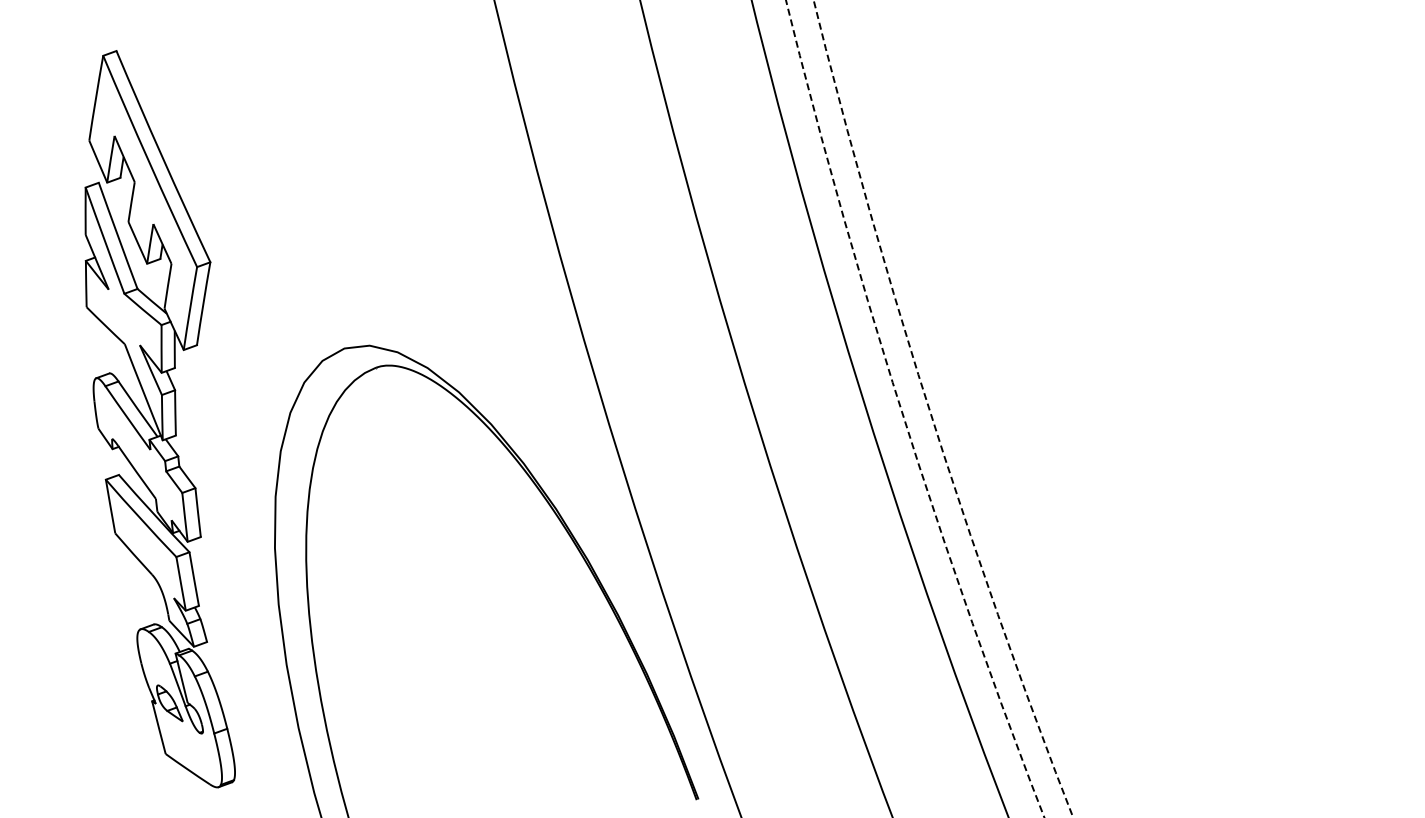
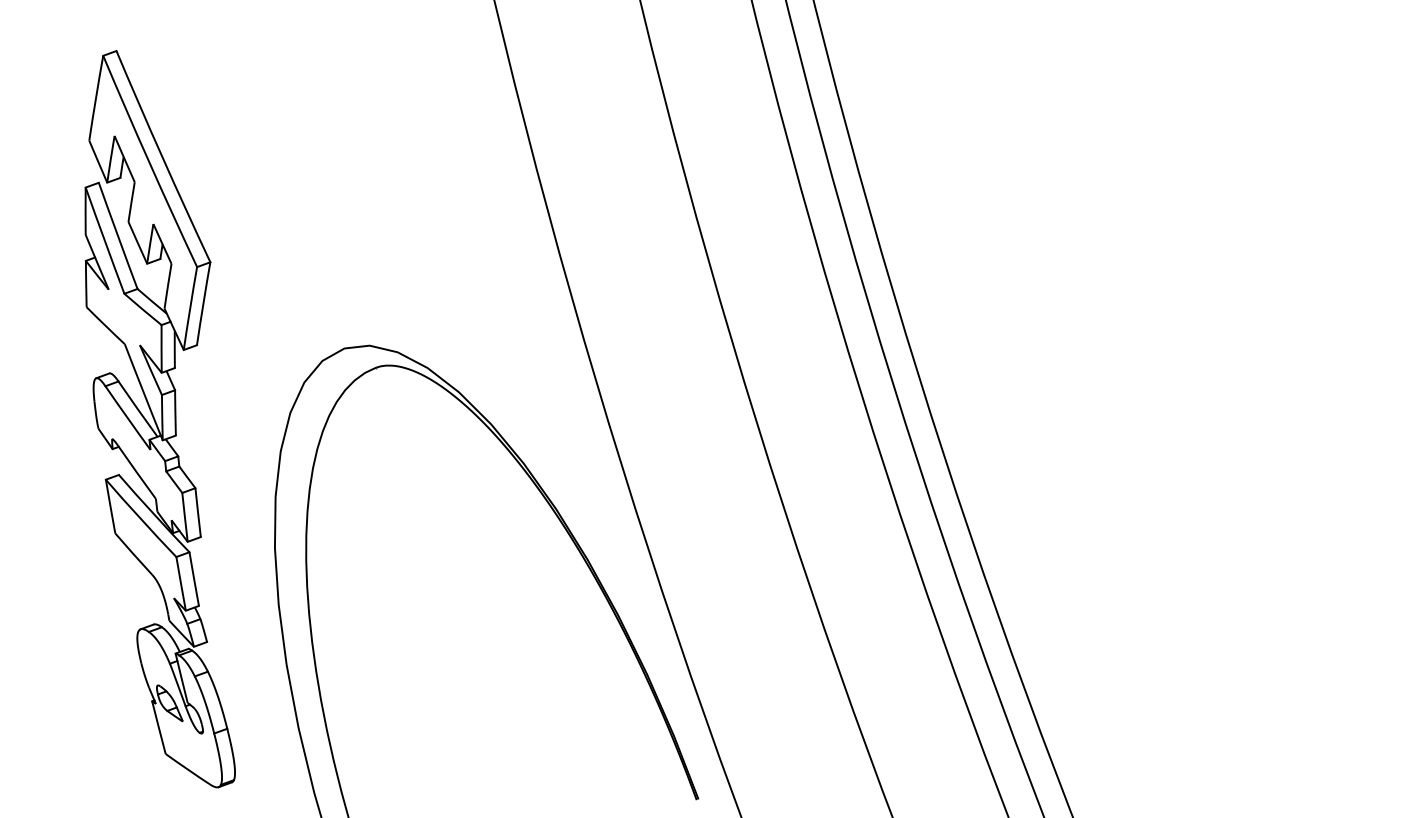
circle: dashed -> solid (915, 408)
circle: dashed -> solid (943, 408)
